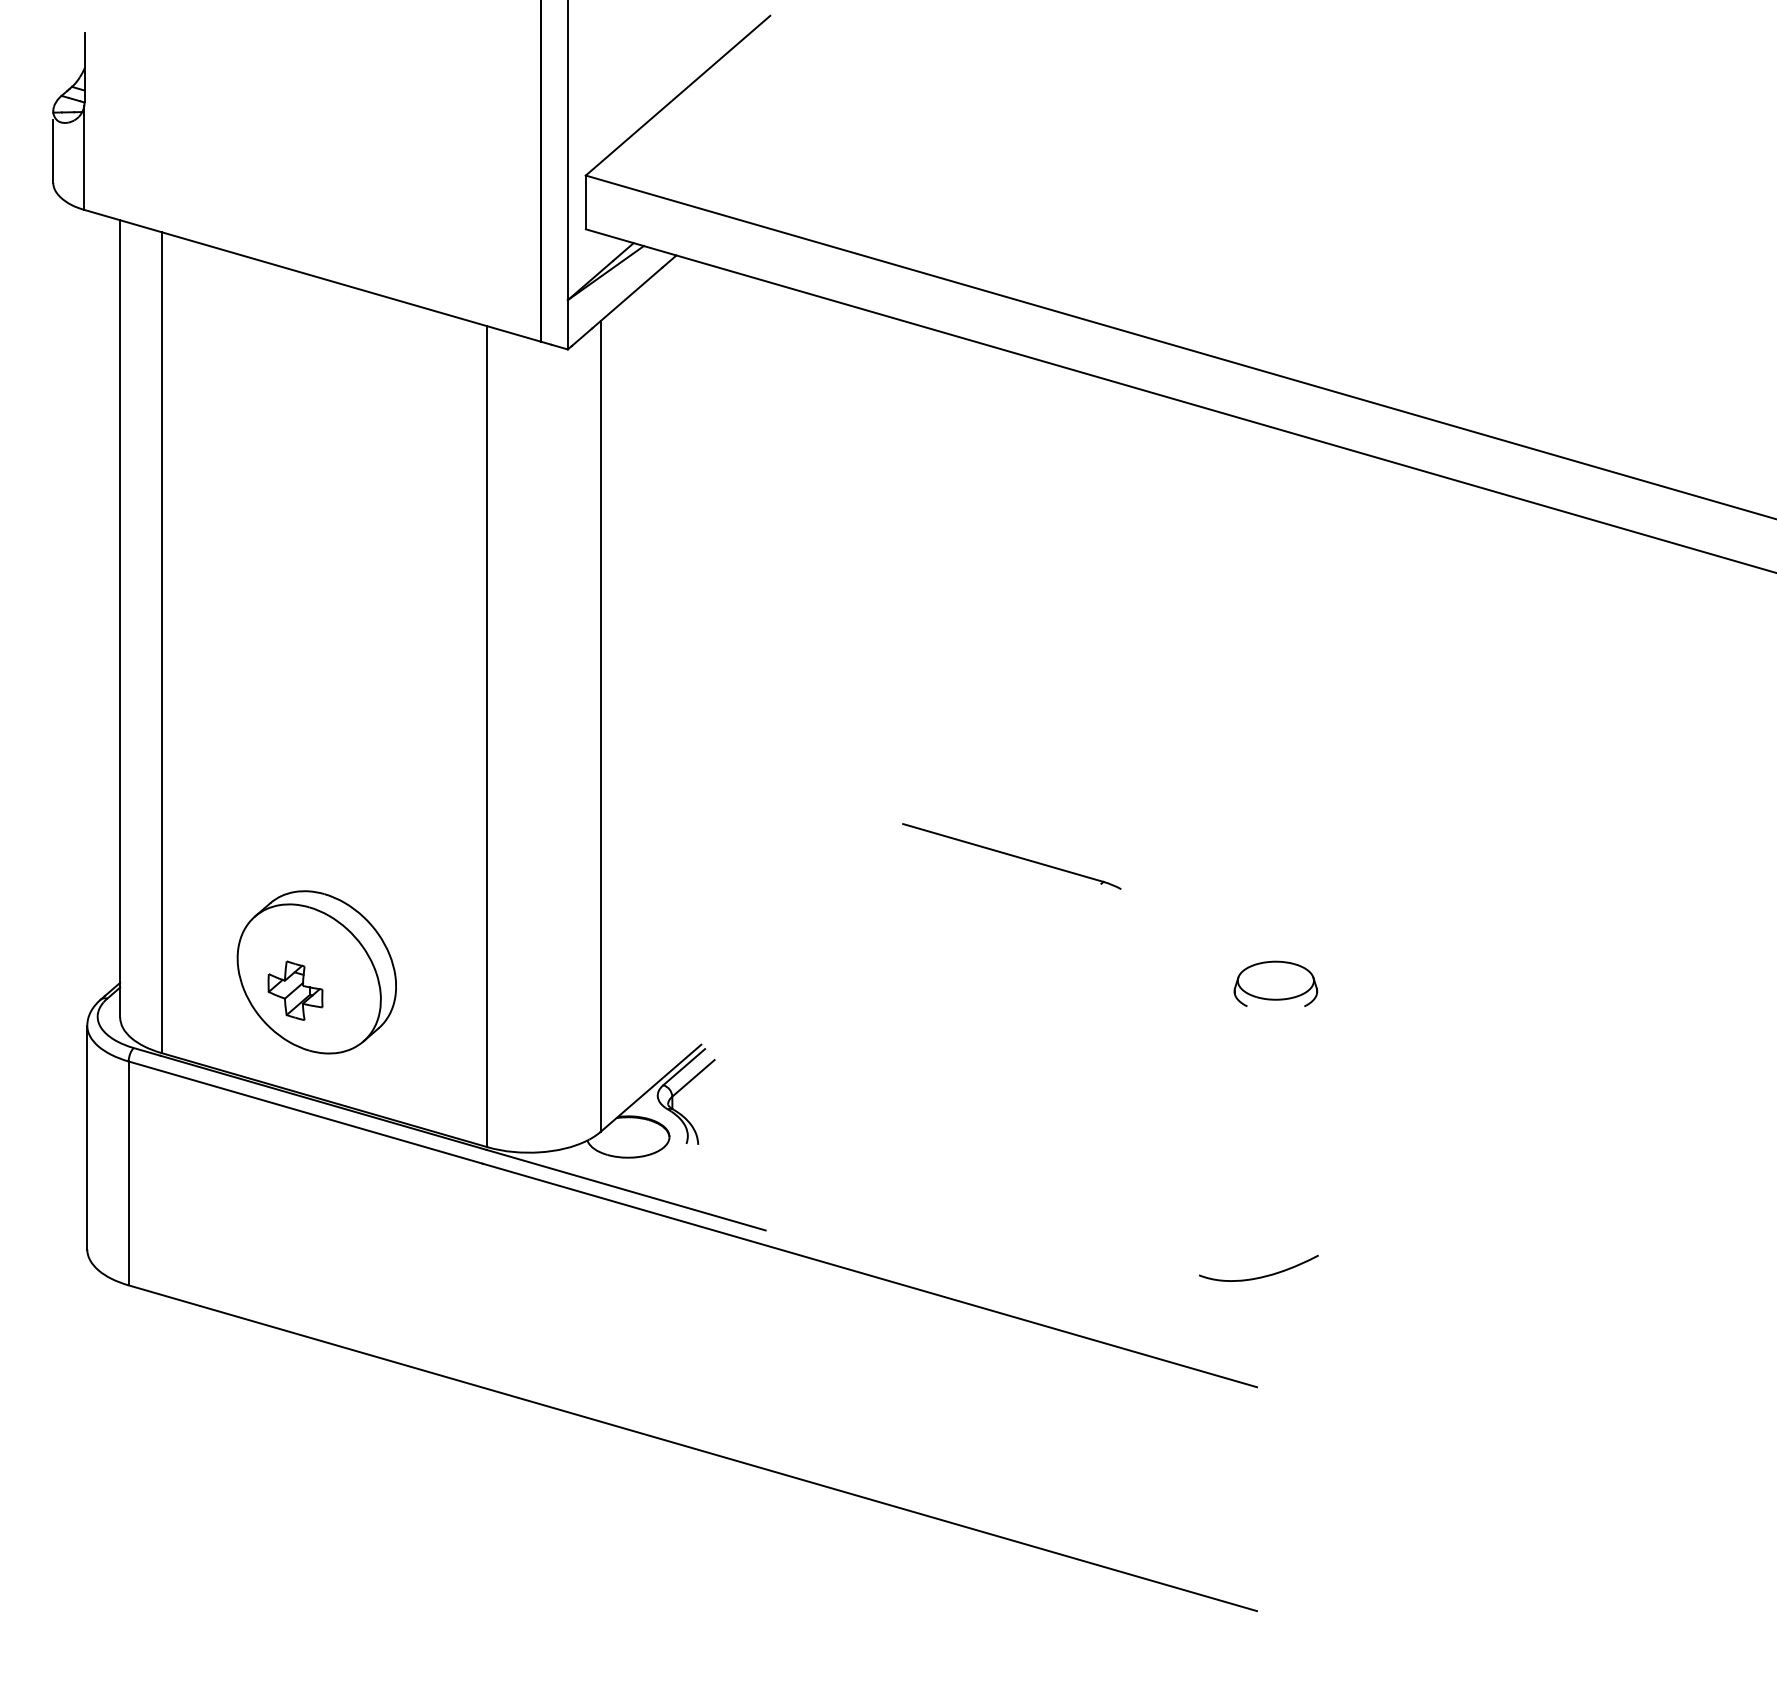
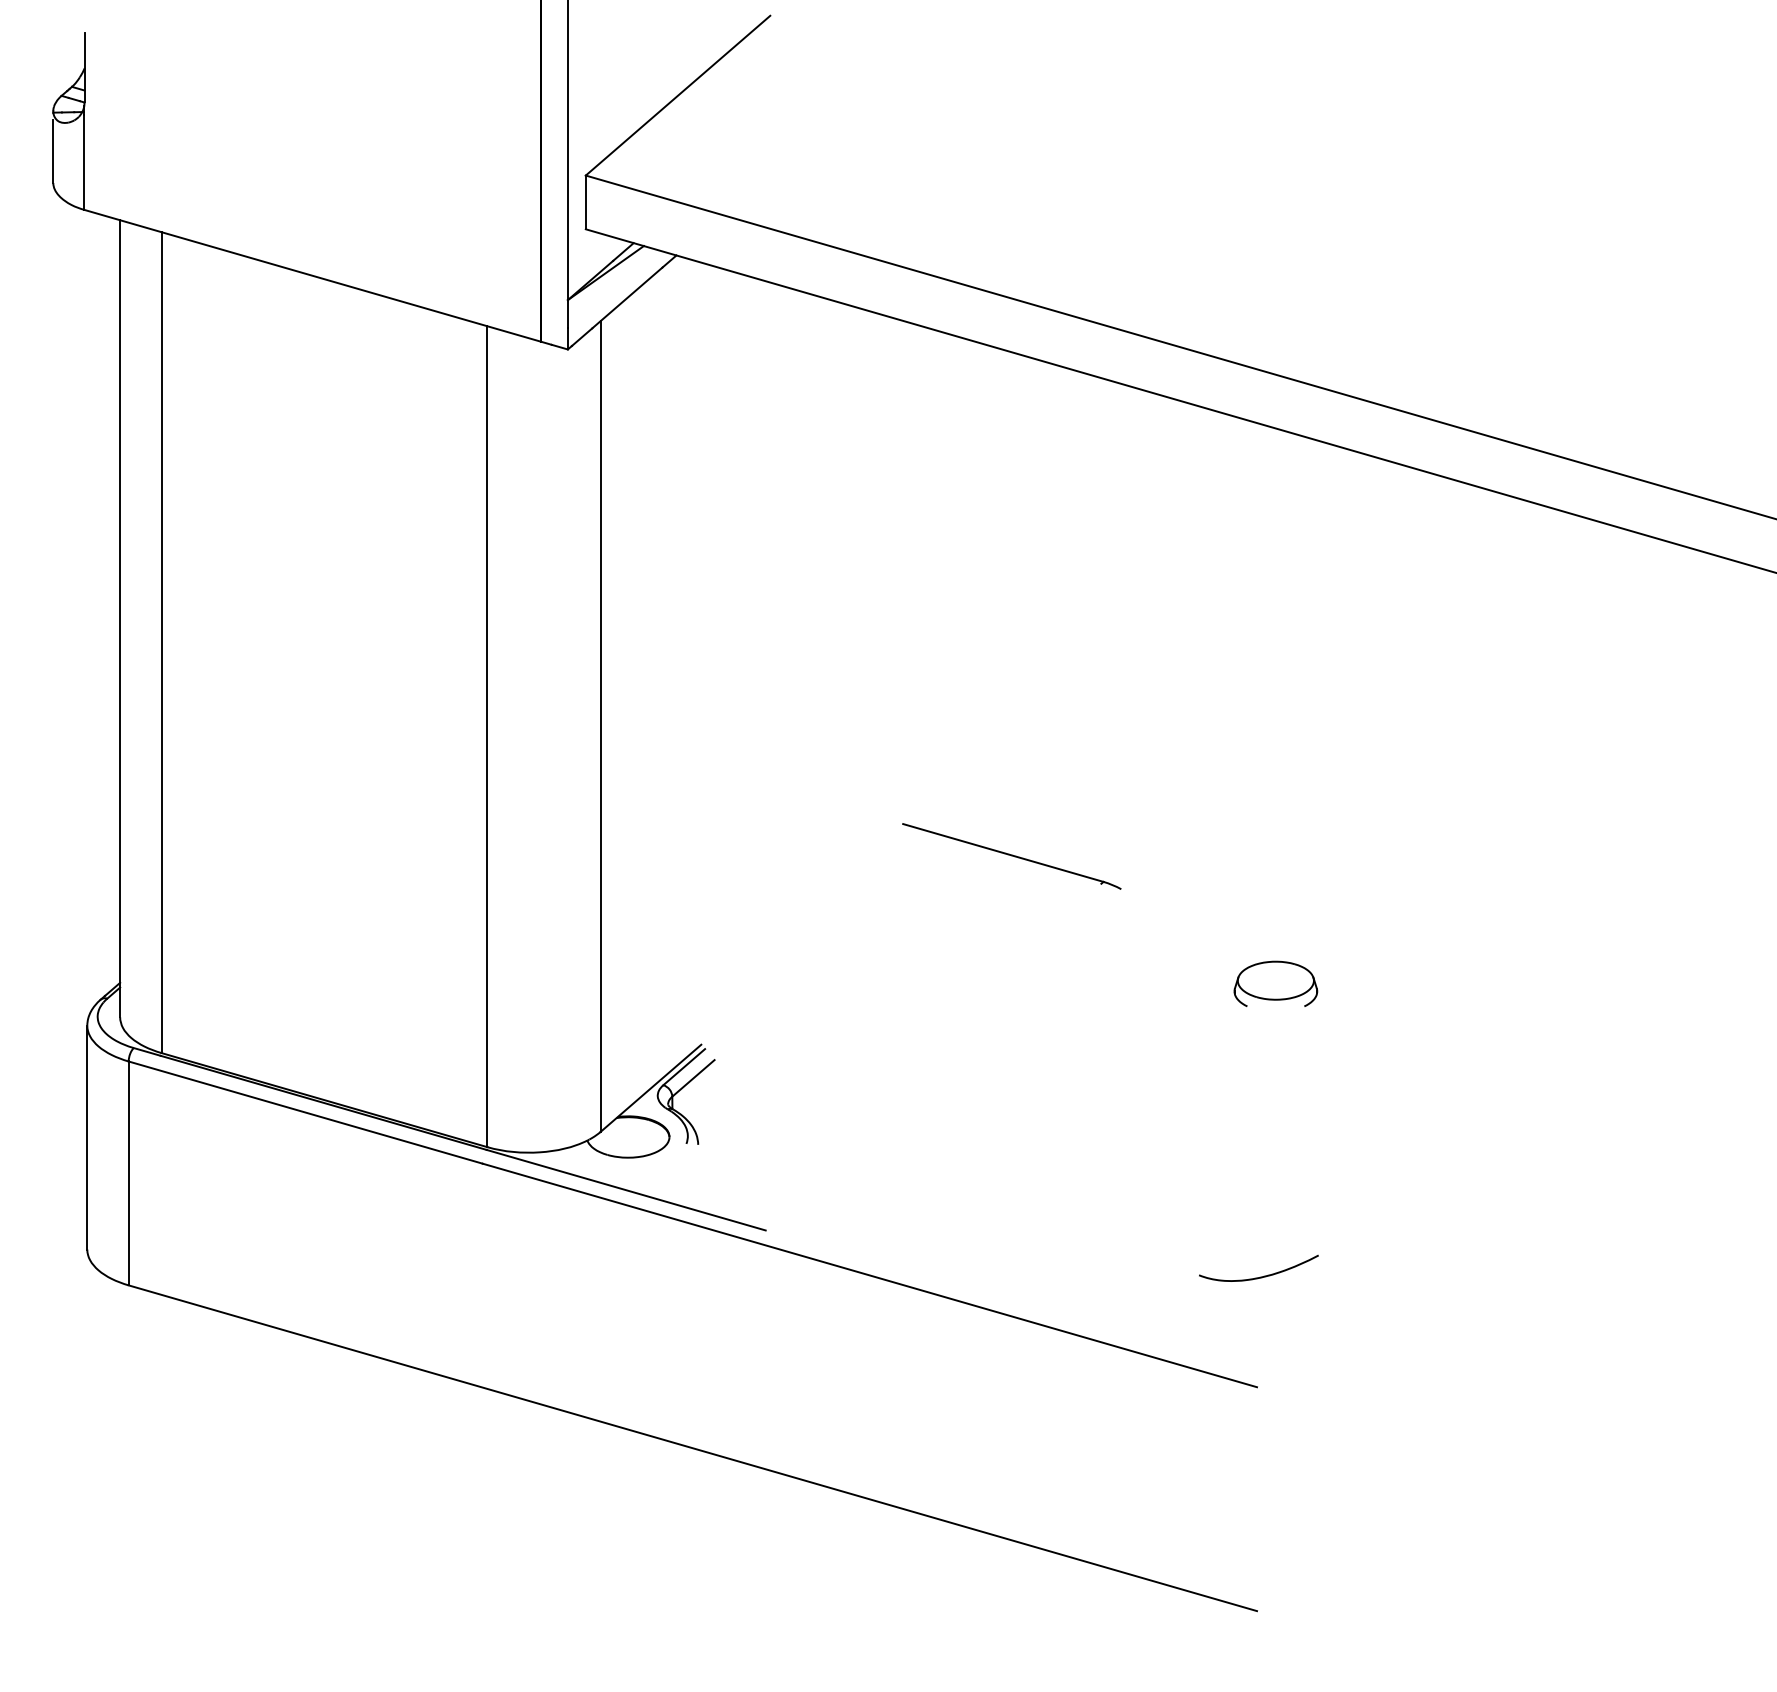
part: present -> none (316, 972)
